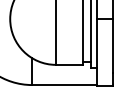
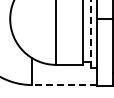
line: solid -> dashed (91, 33)
line: solid -> dashed (64, 85)
